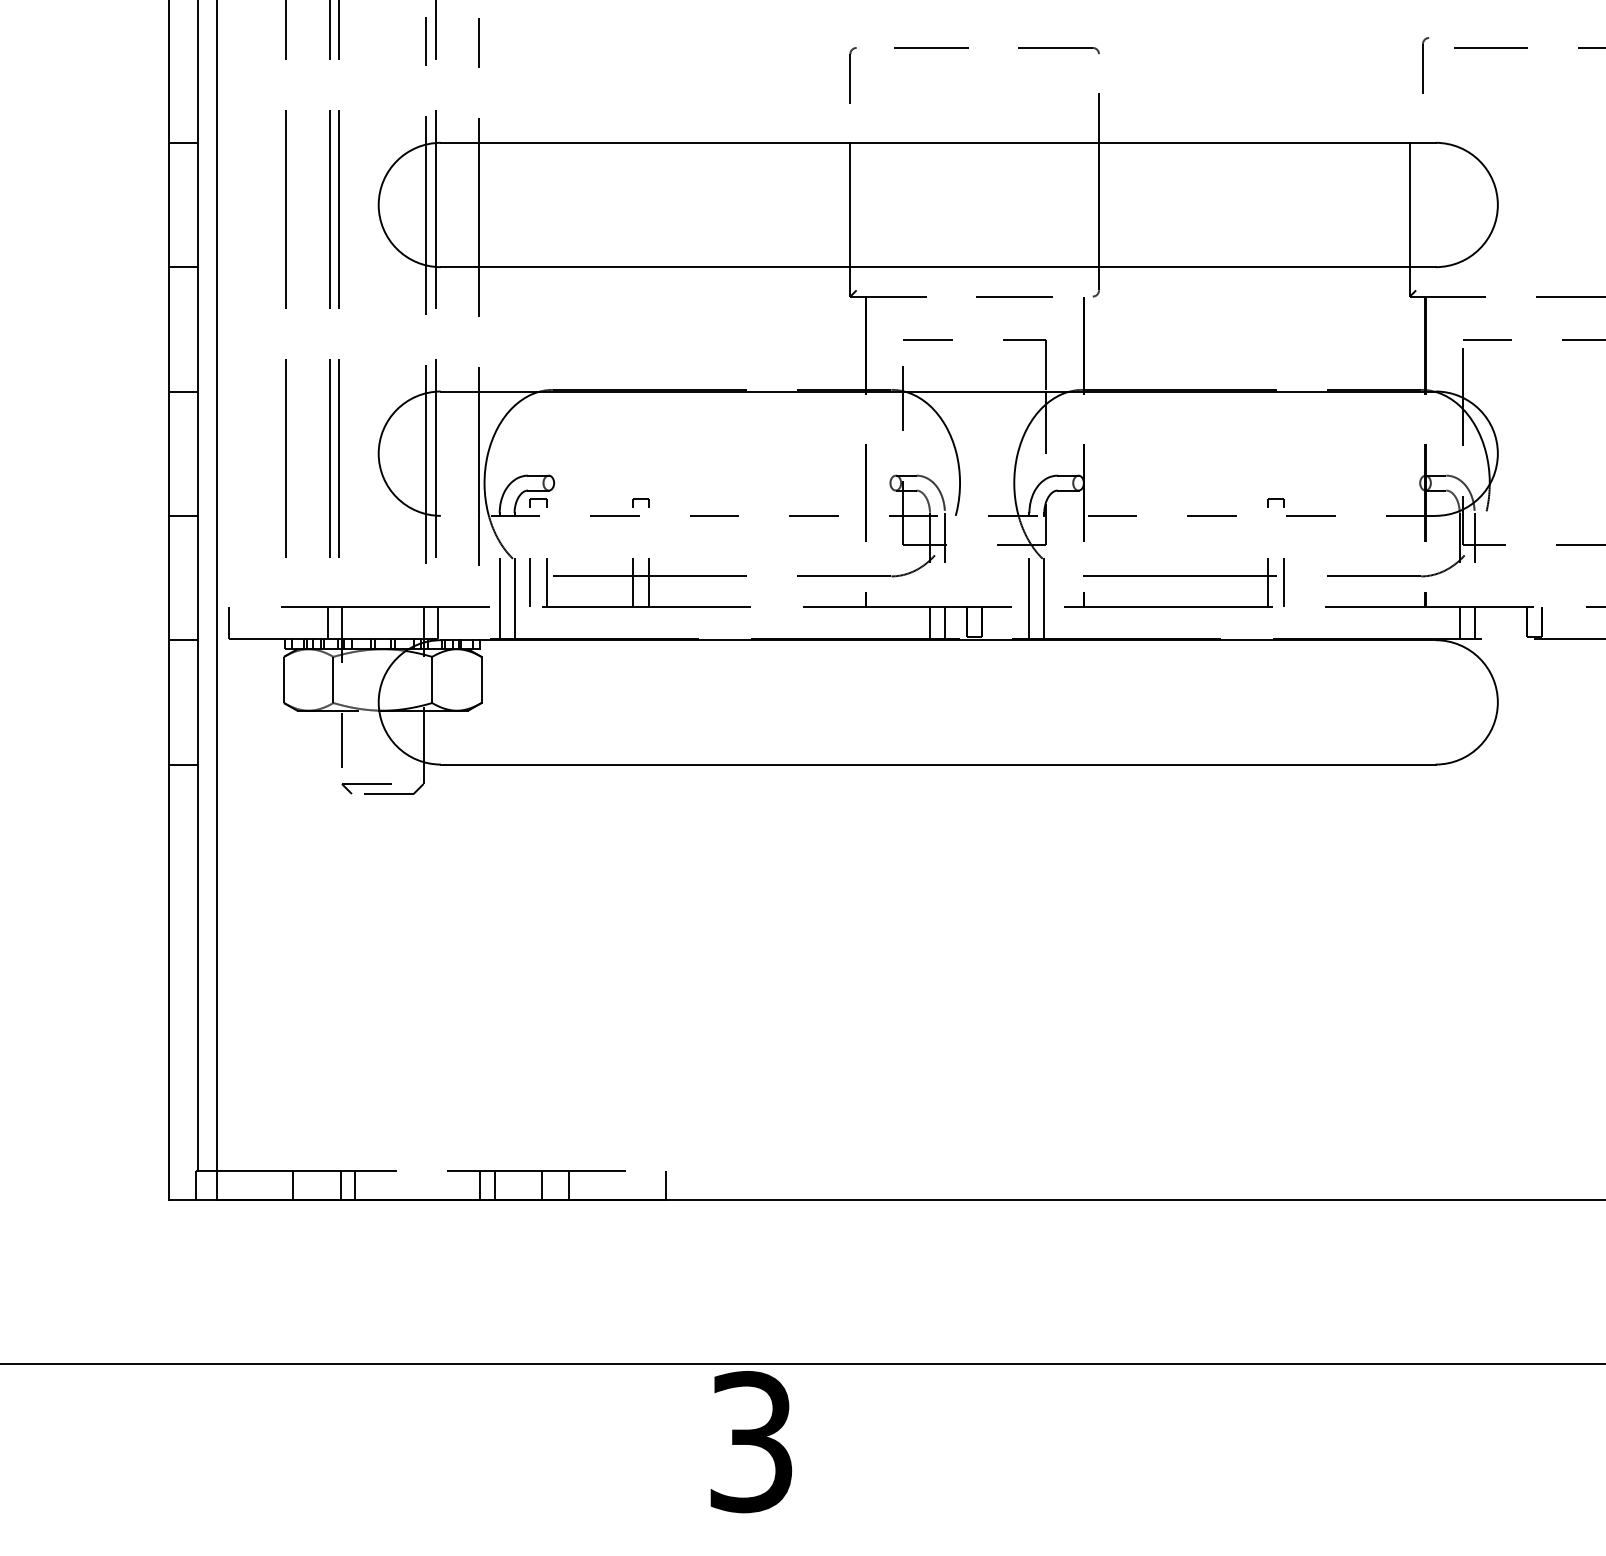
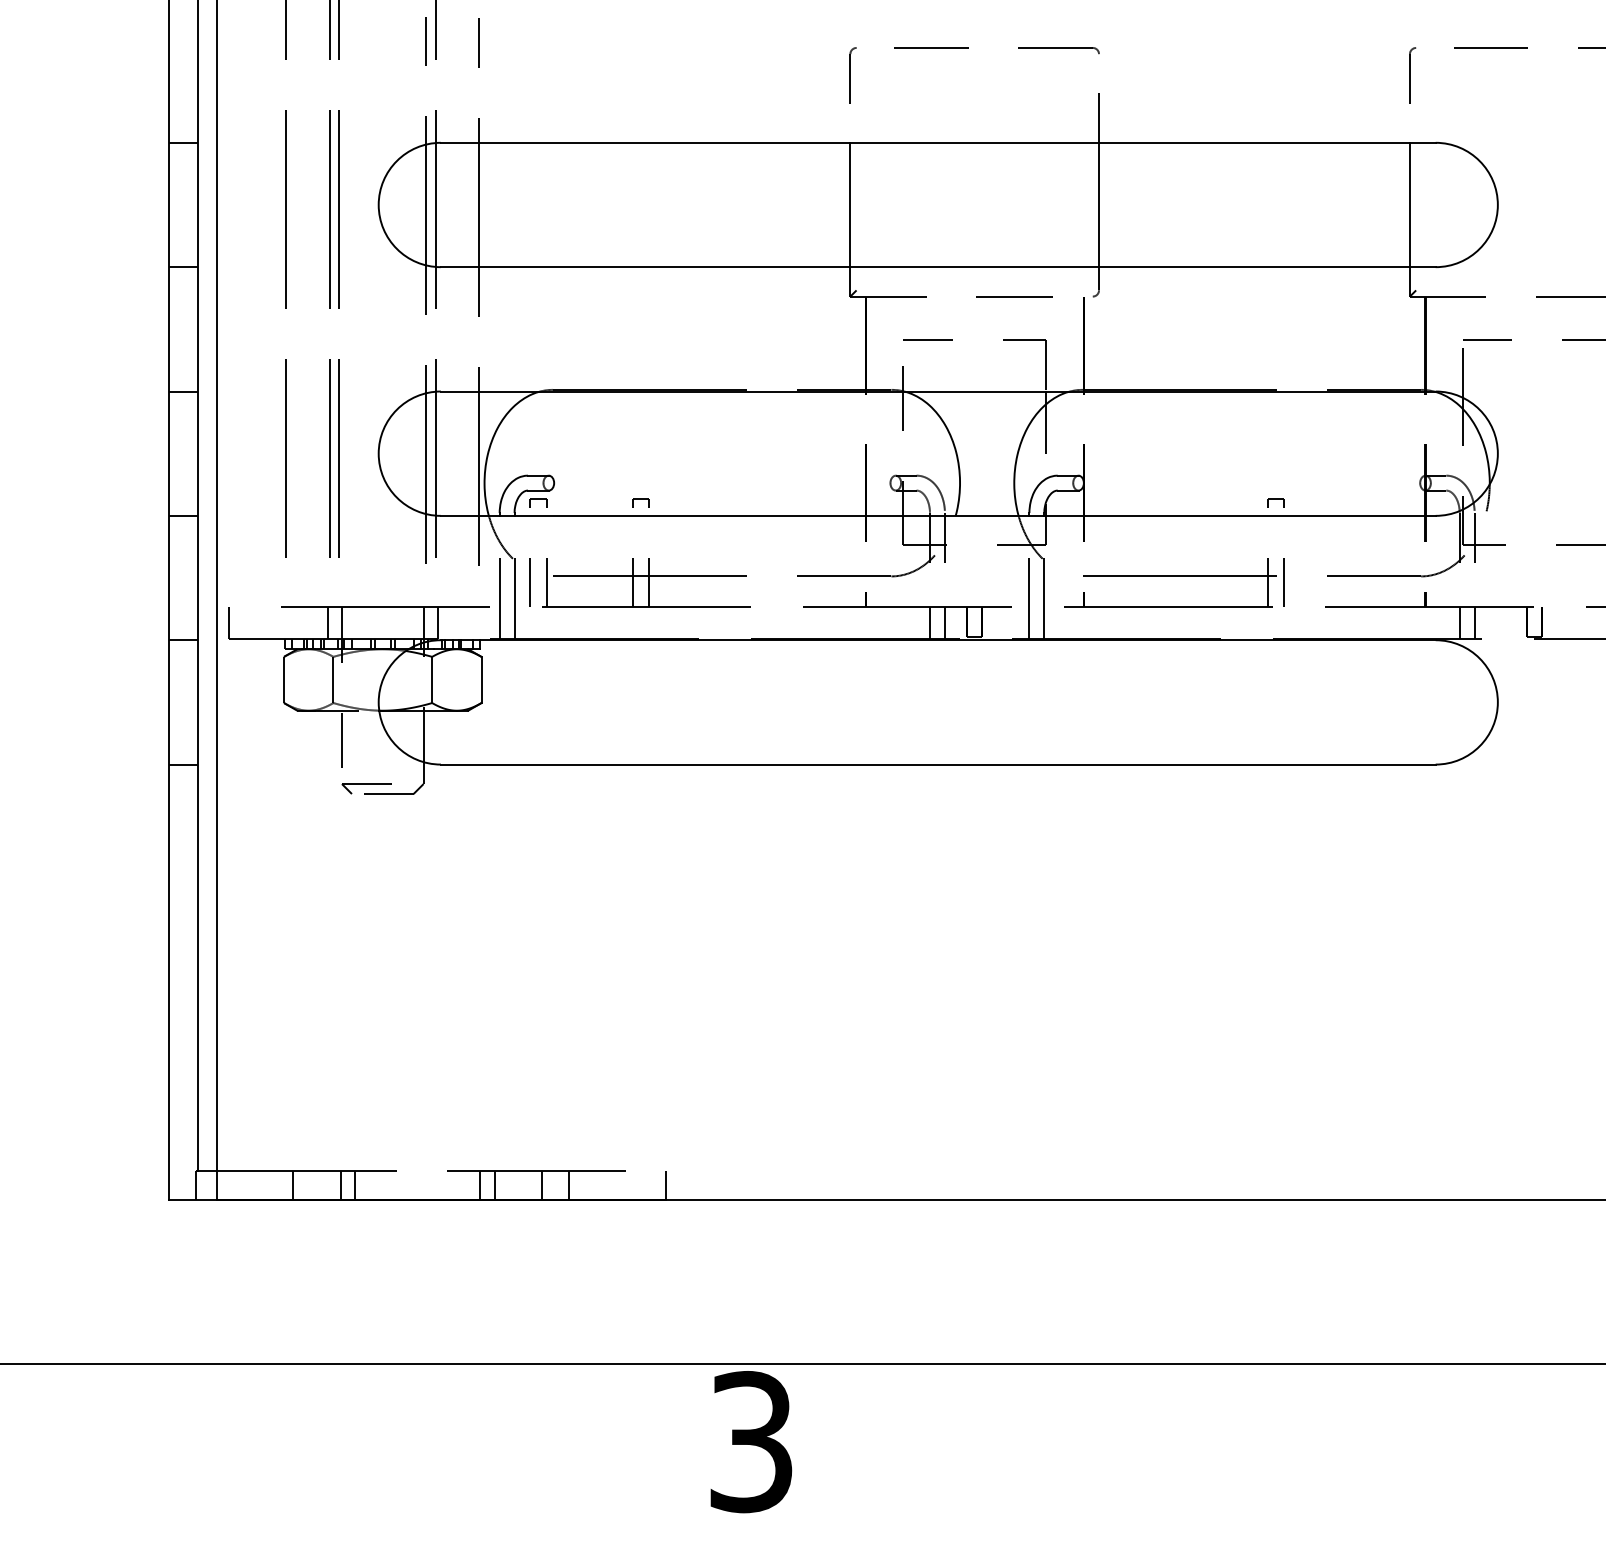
part position: (1425, 65) -> (1412, 75) (1412, 75)
line: dashed -> solid (937, 515)
